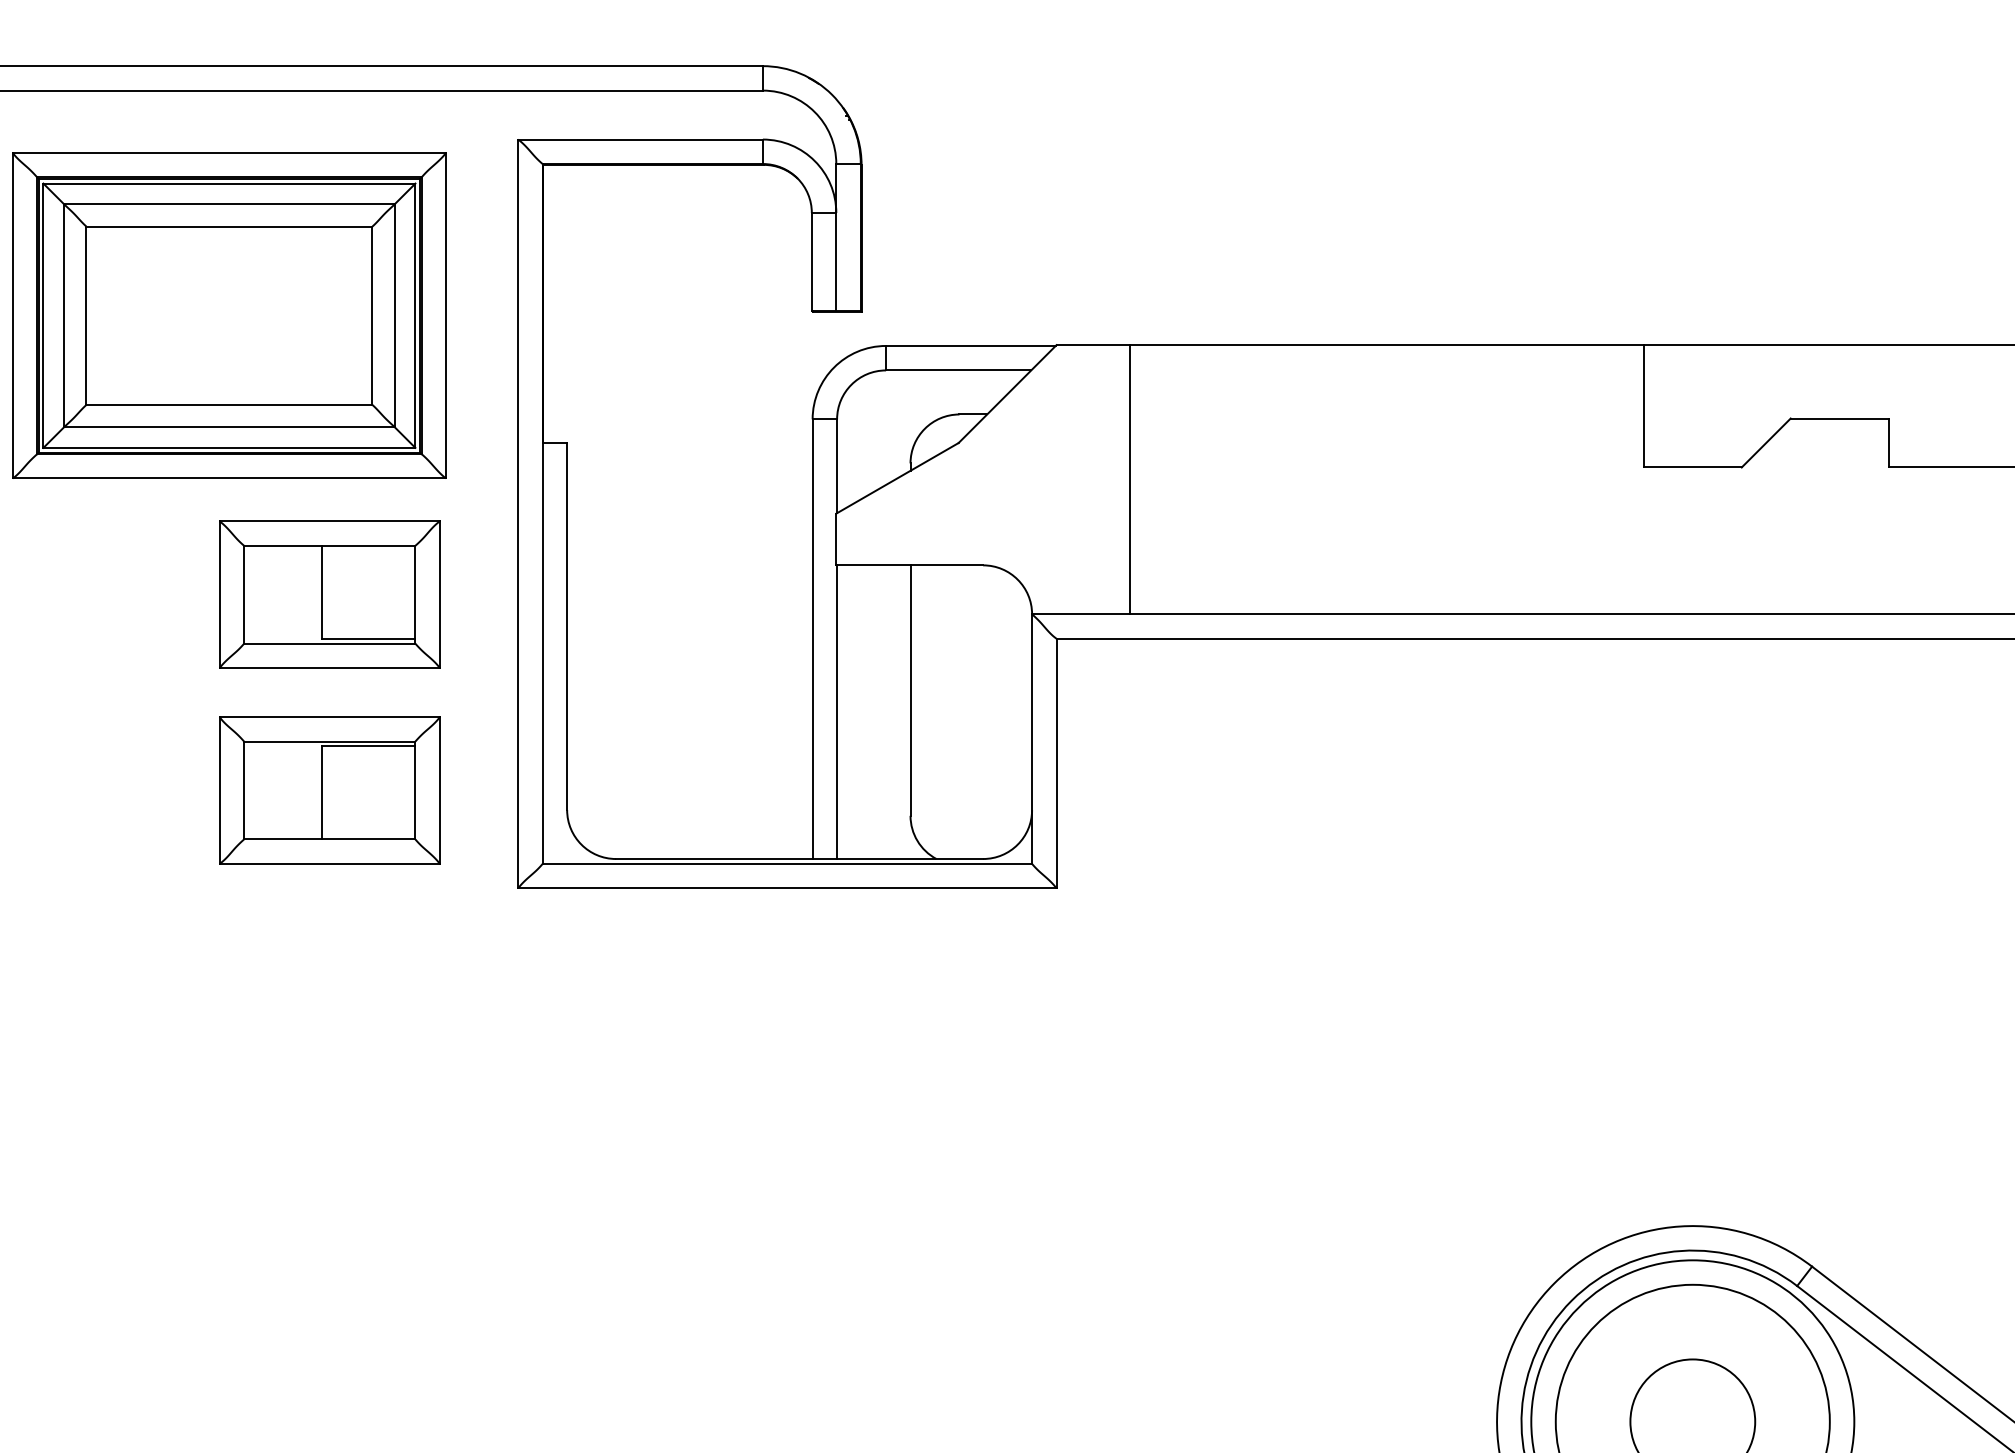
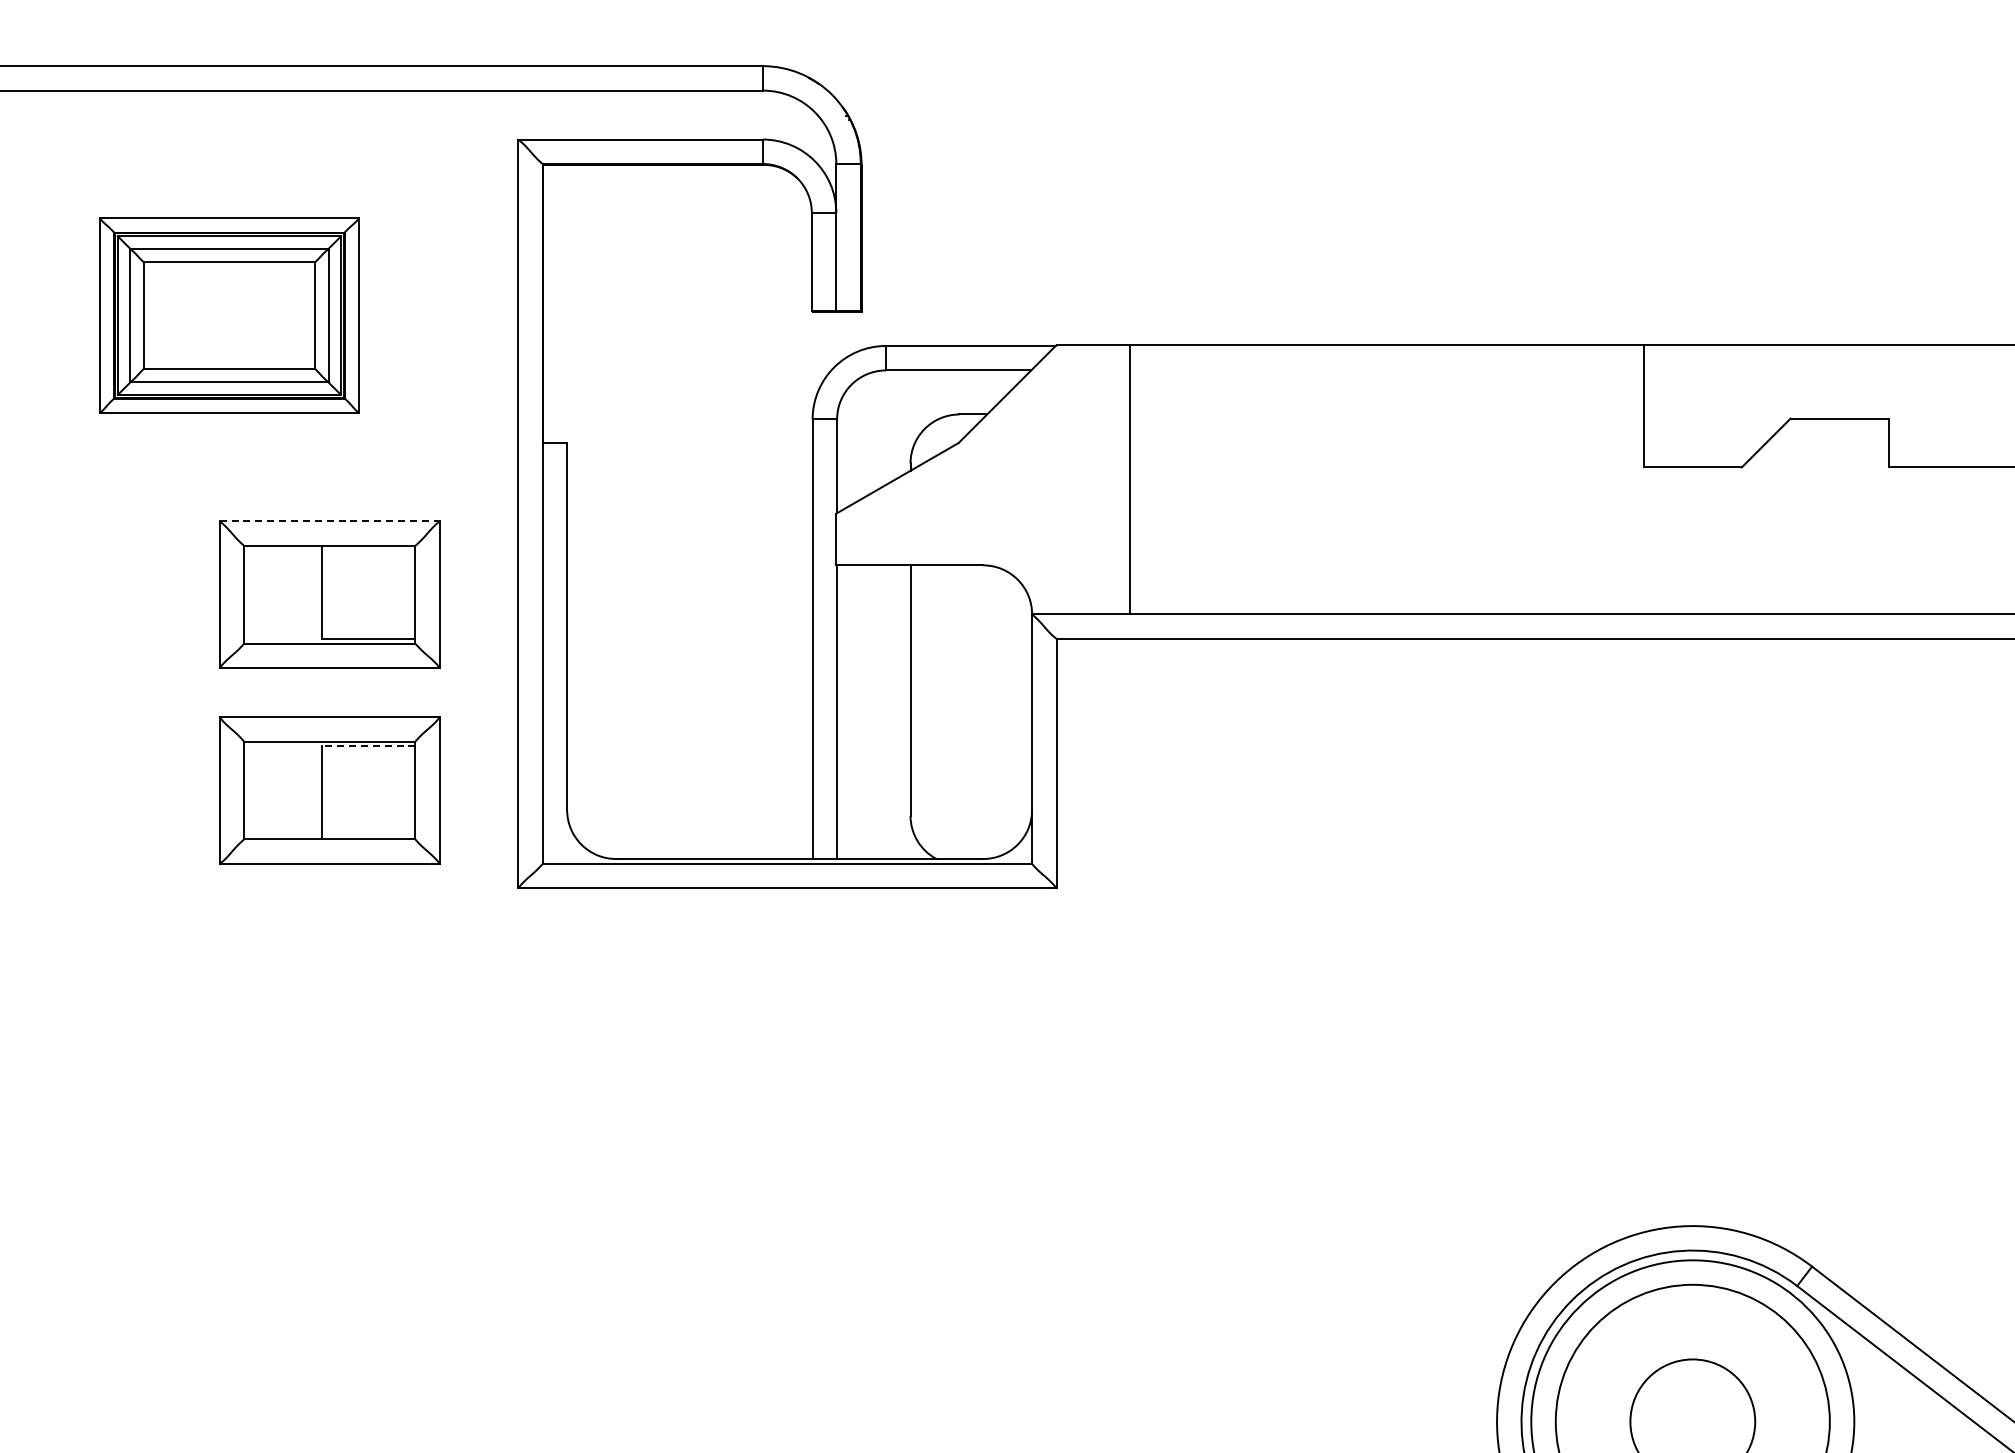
part size: 435x327 px -> 261x197 px (229, 315)
line: solid -> dashed (330, 521)
line: solid -> dashed (368, 746)
